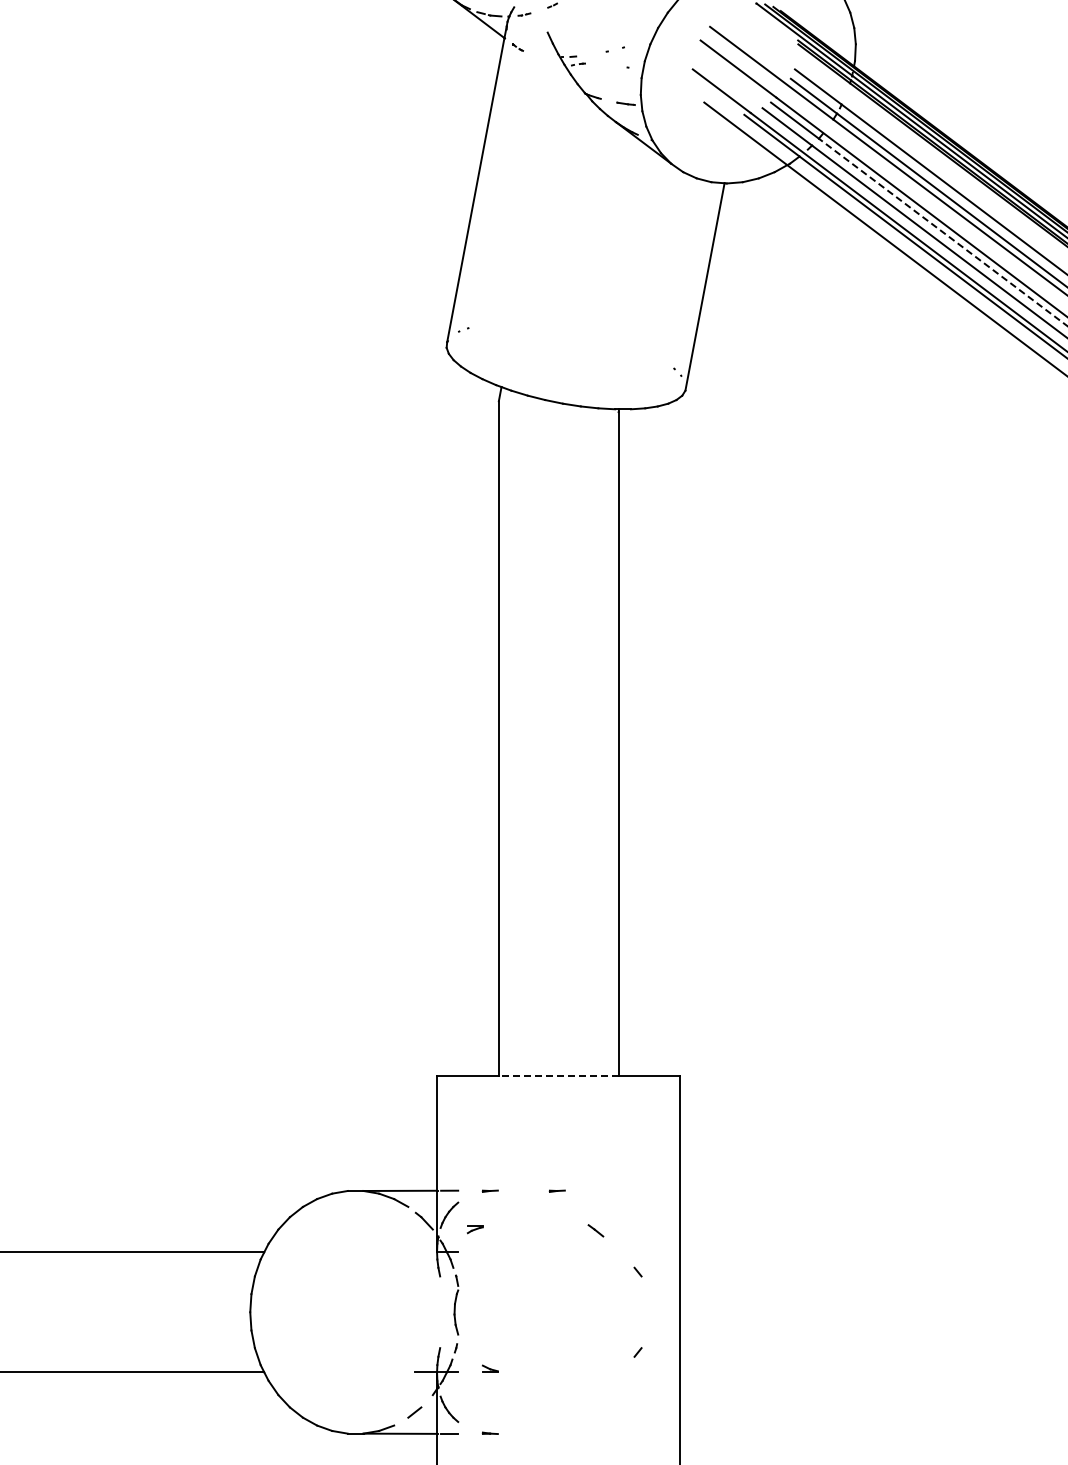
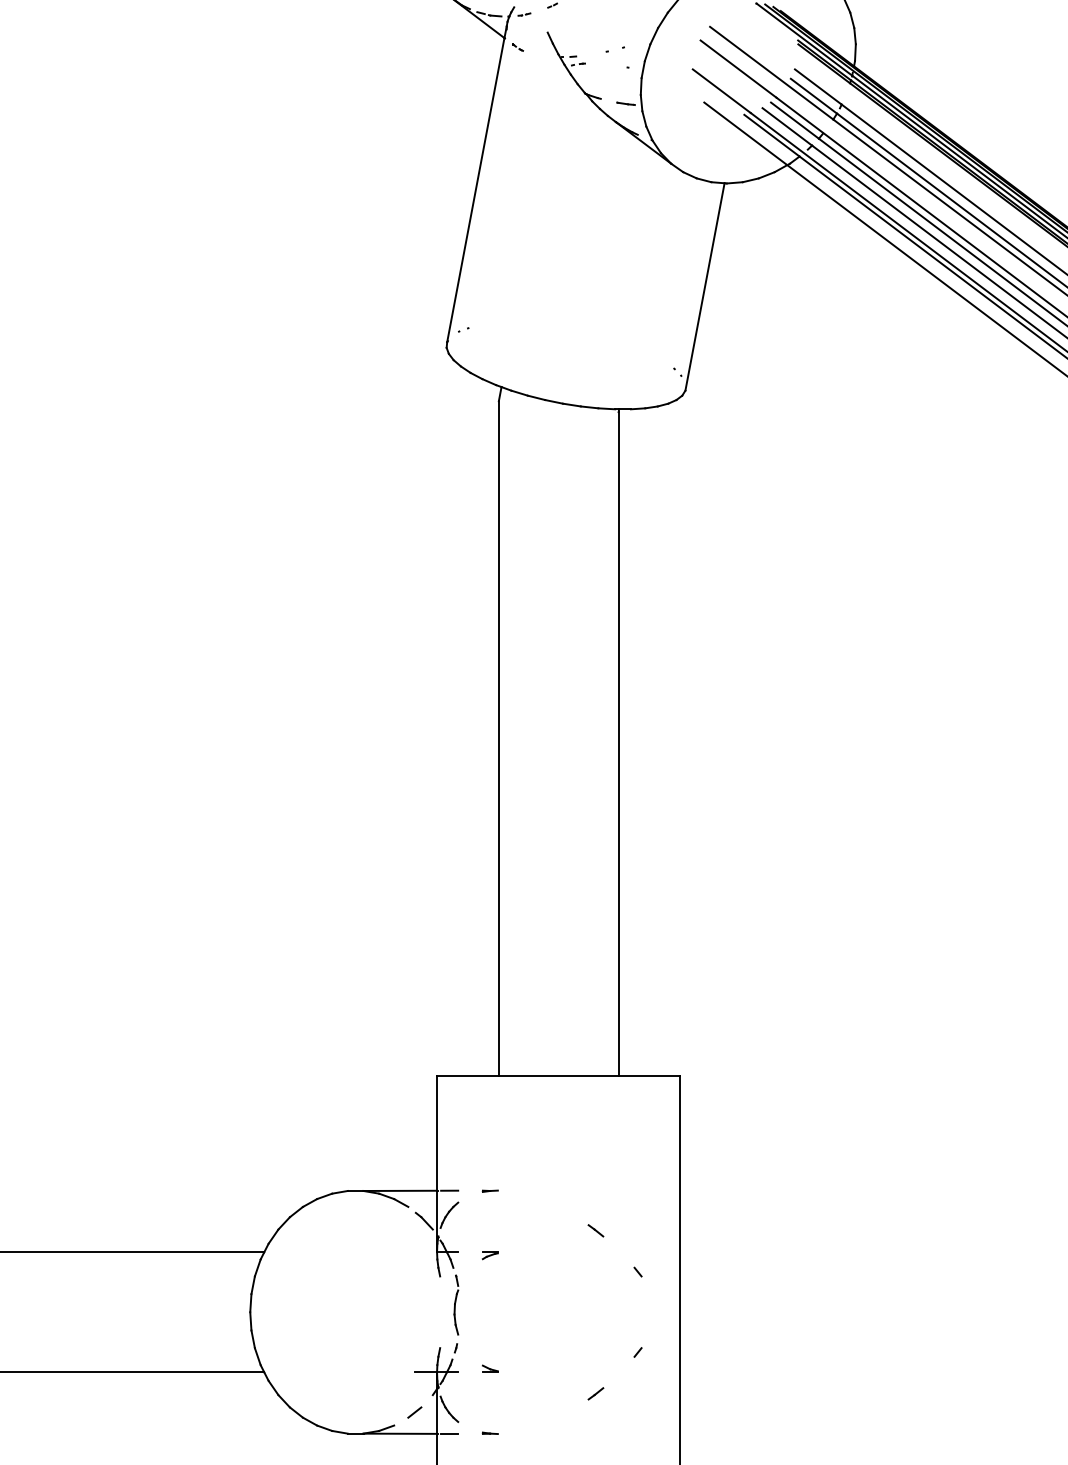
line: dashed -> solid (943, 232)
line: dashed -> solid (558, 1076)
line: present -> none (556, 1190)
part position: (474, 1229) -> (489, 1255) (489, 1255)
line: none -> present (595, 1393)
